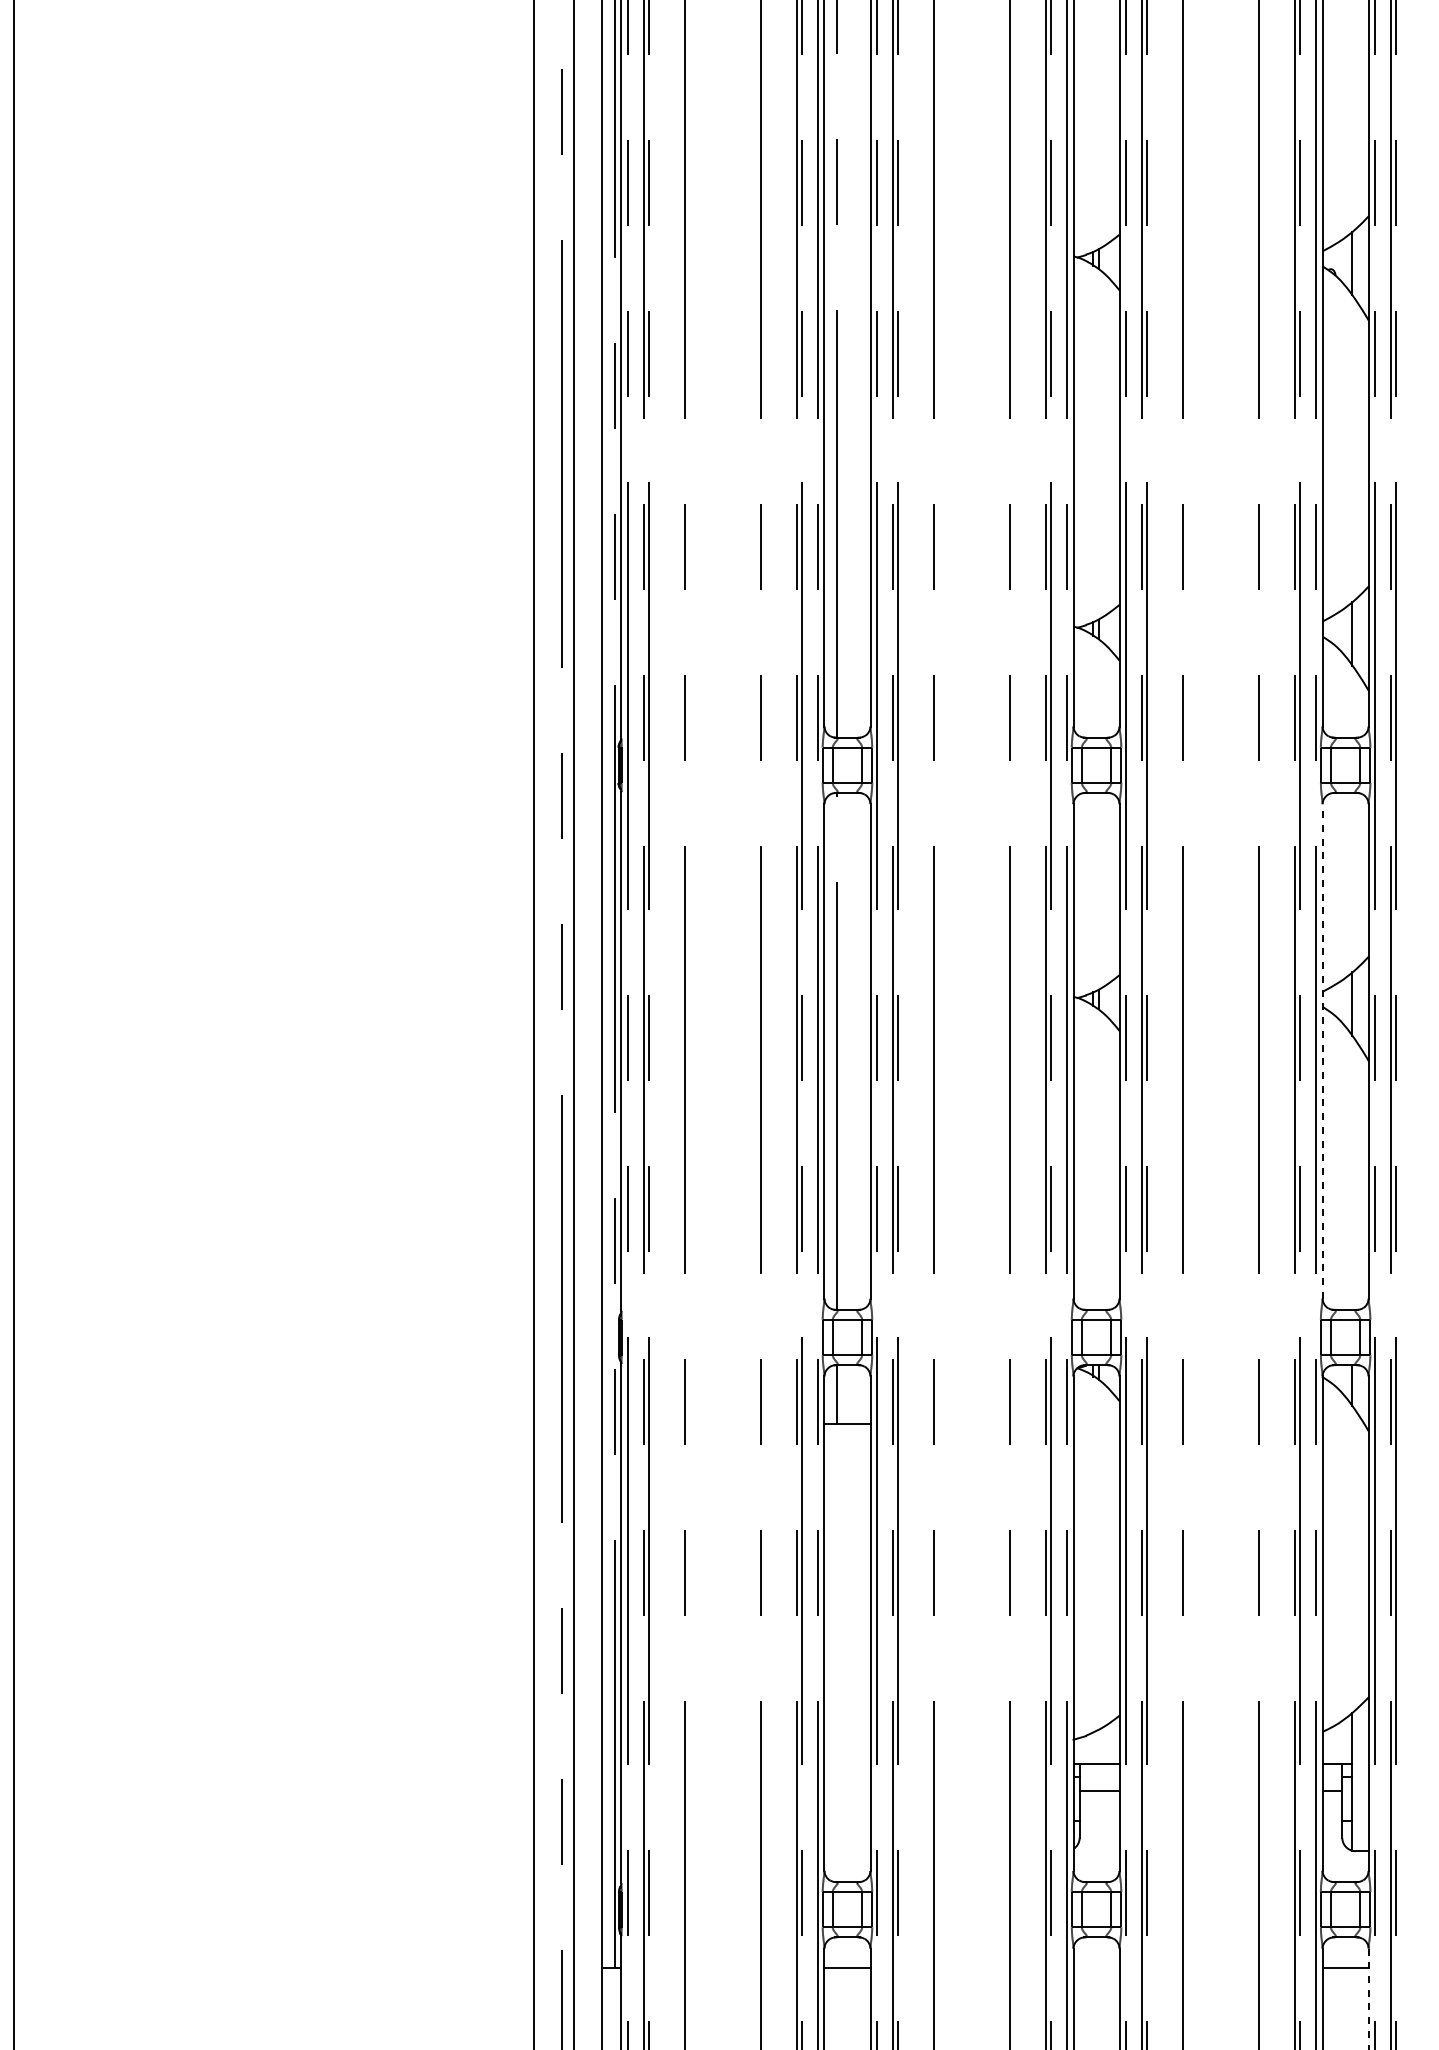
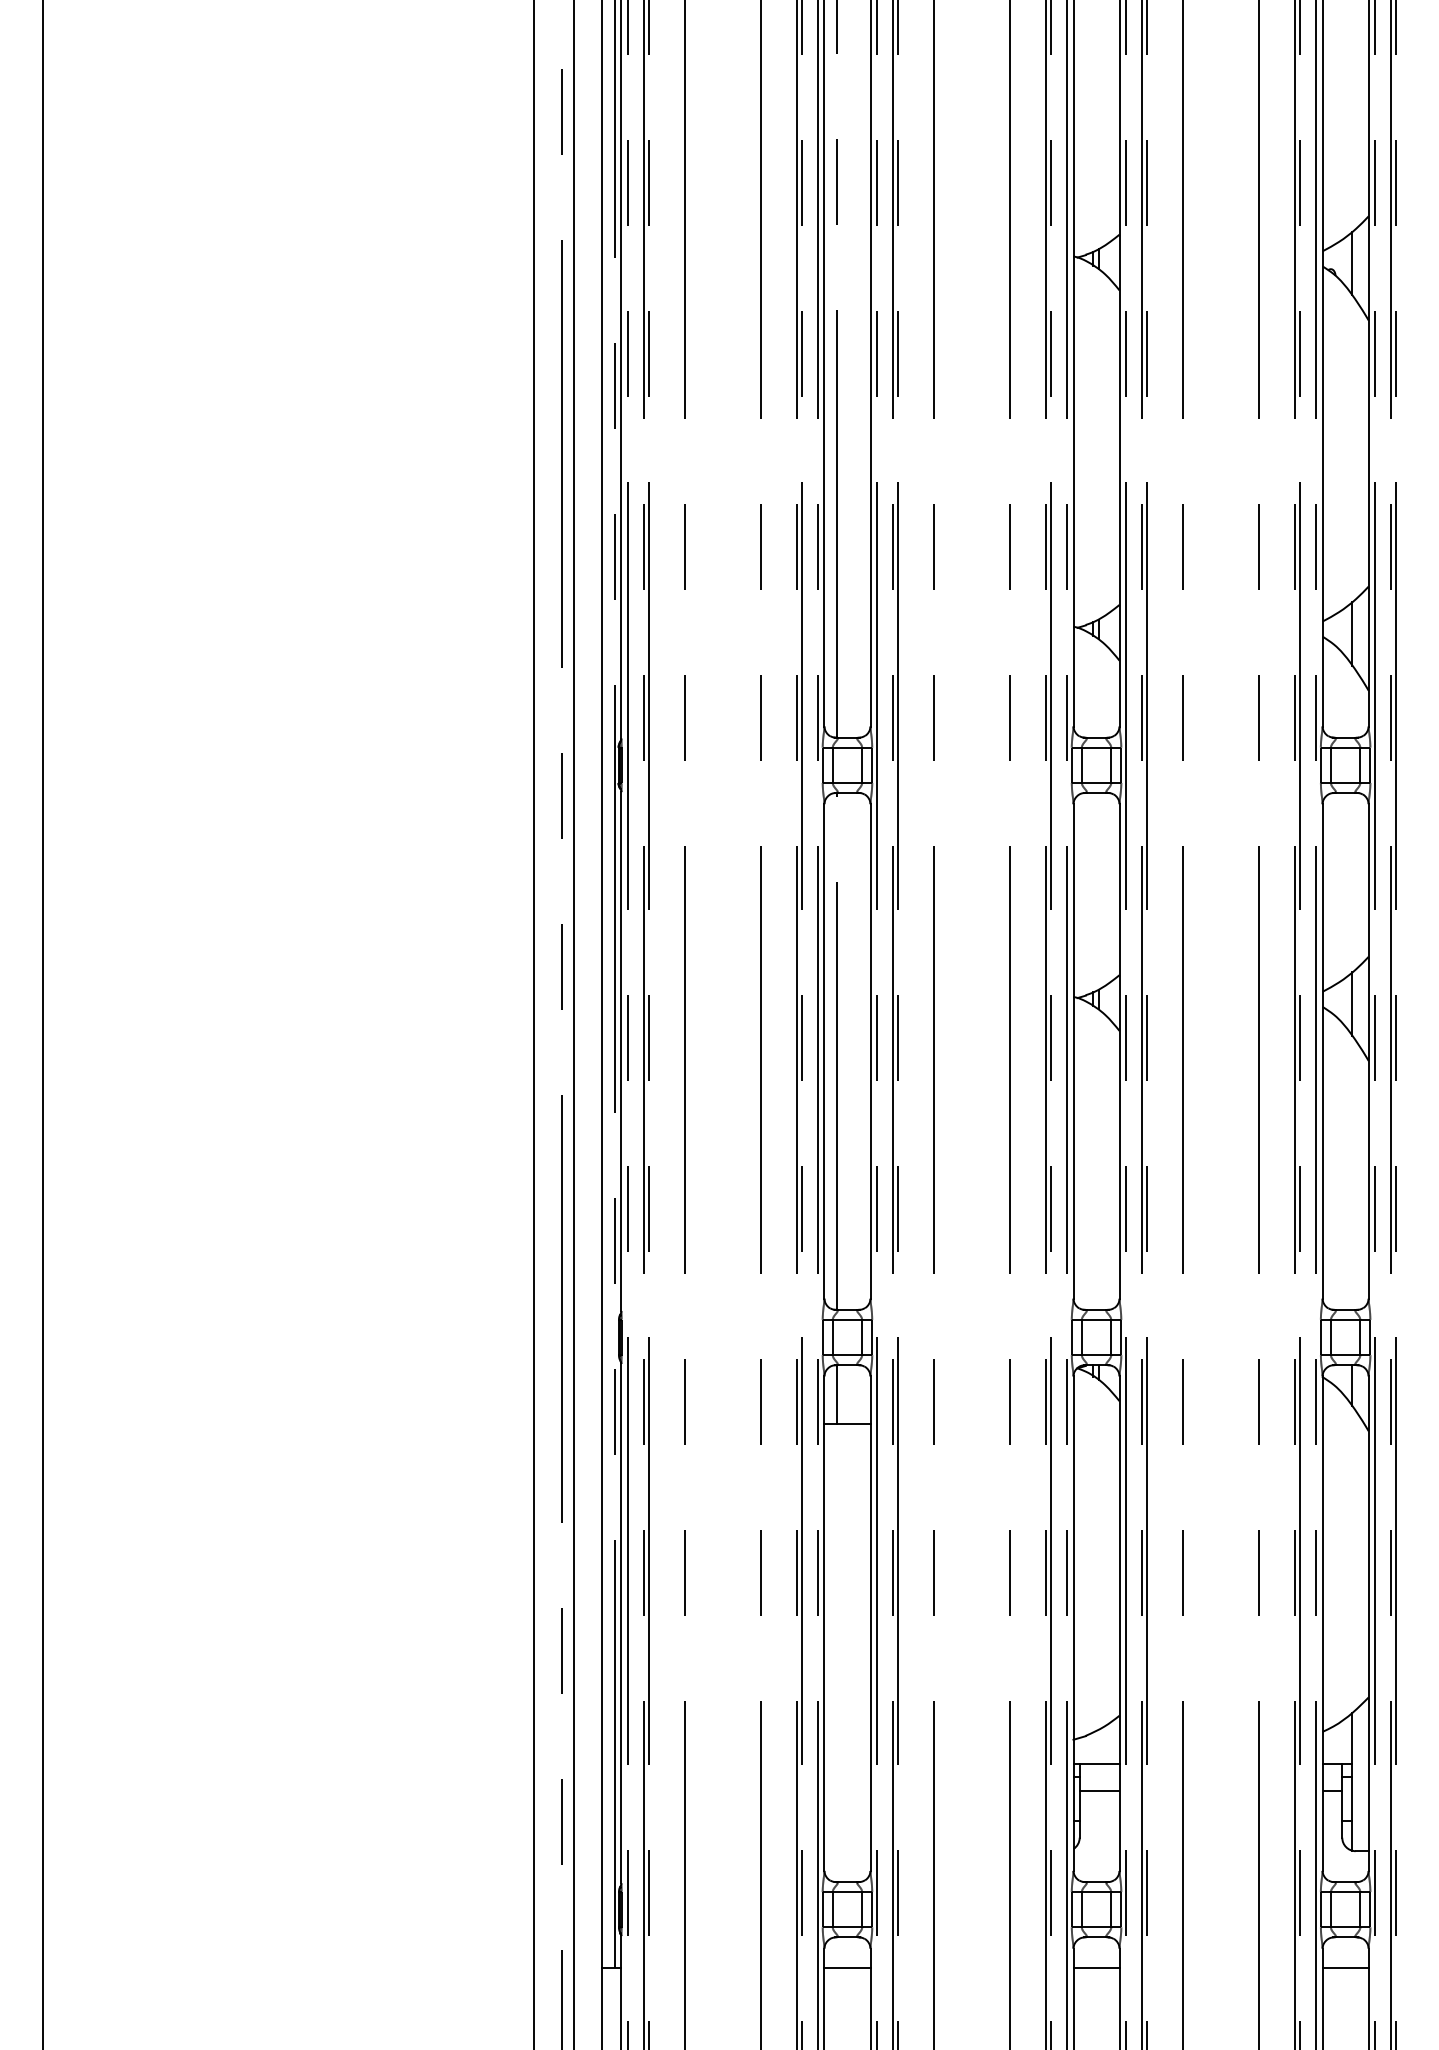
line position: (14, 1024) -> (43, 1024) (43, 1024)
line: dashed -> solid (1322, 1050)
line: none -> present (1096, 1967)
line: dashed -> solid (1368, 1999)
